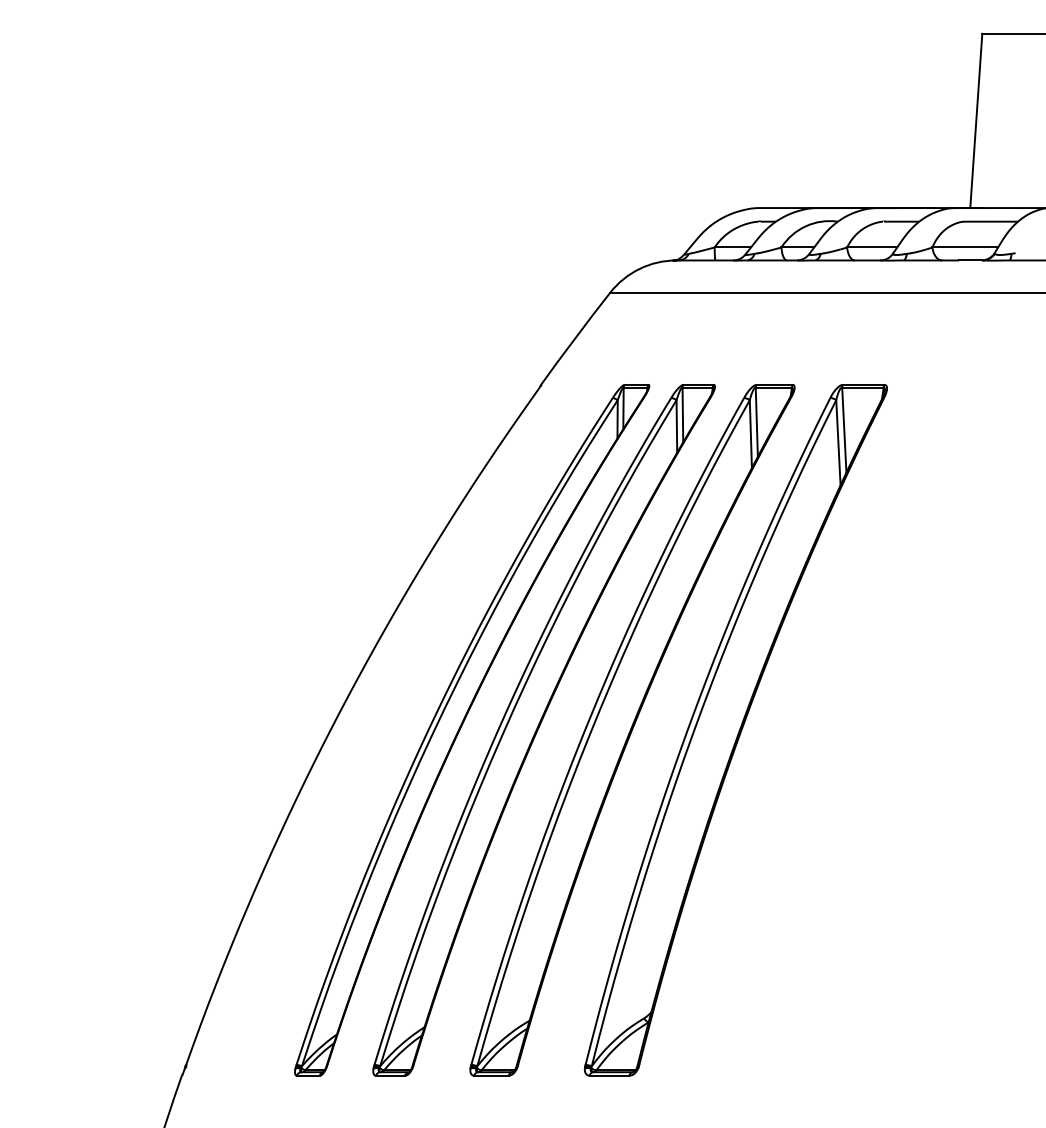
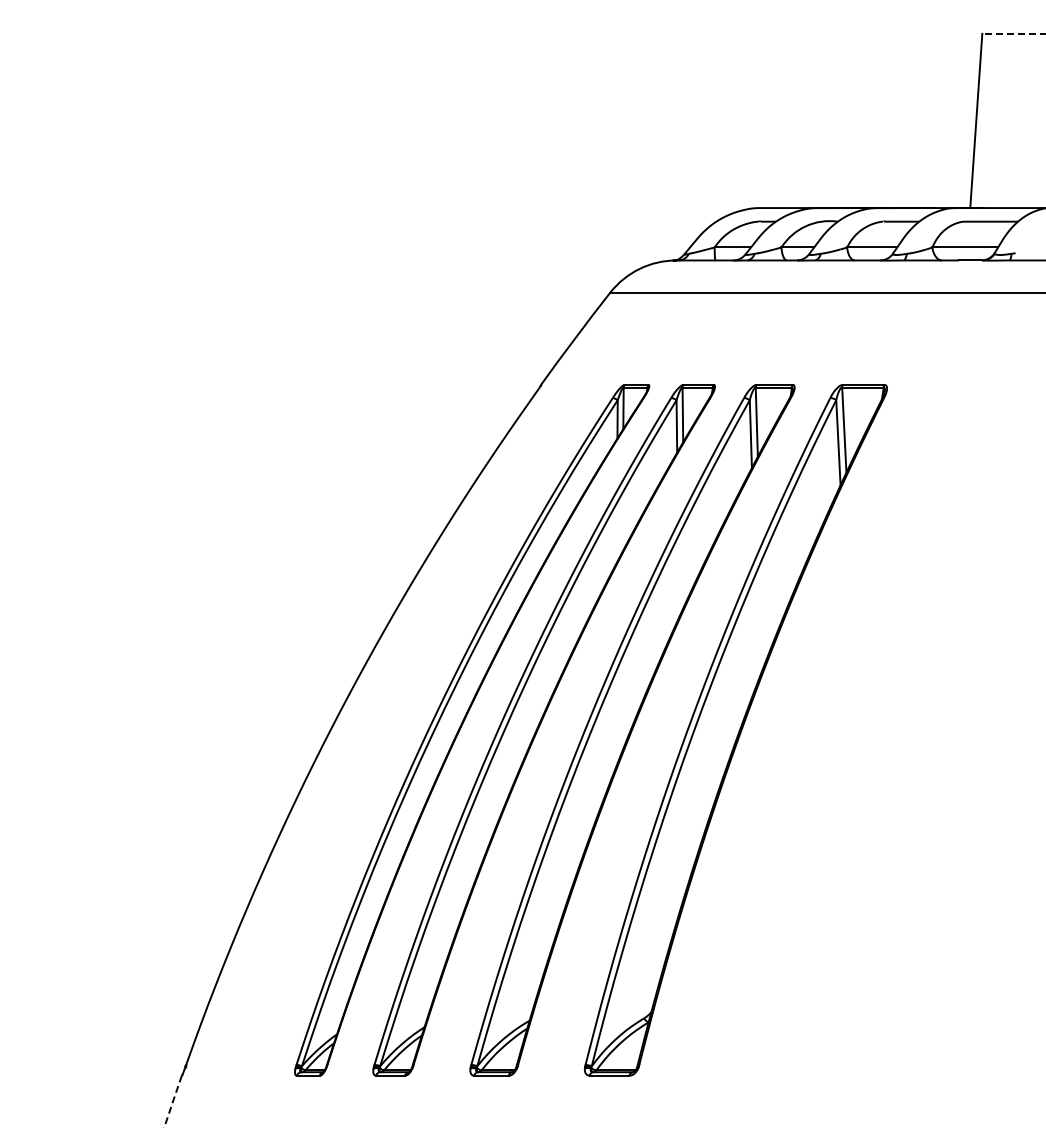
line: solid -> dashed (1013, 33)
arc: solid -> dashed (172, 1102)
